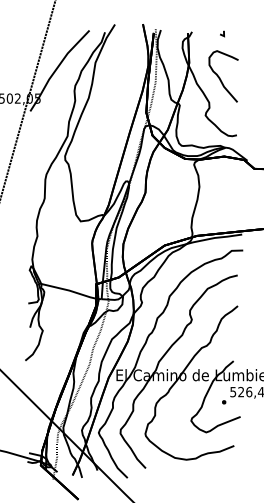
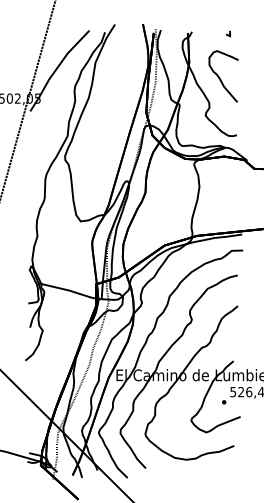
line position: (223, 33) -> (229, 33) (229, 33)
